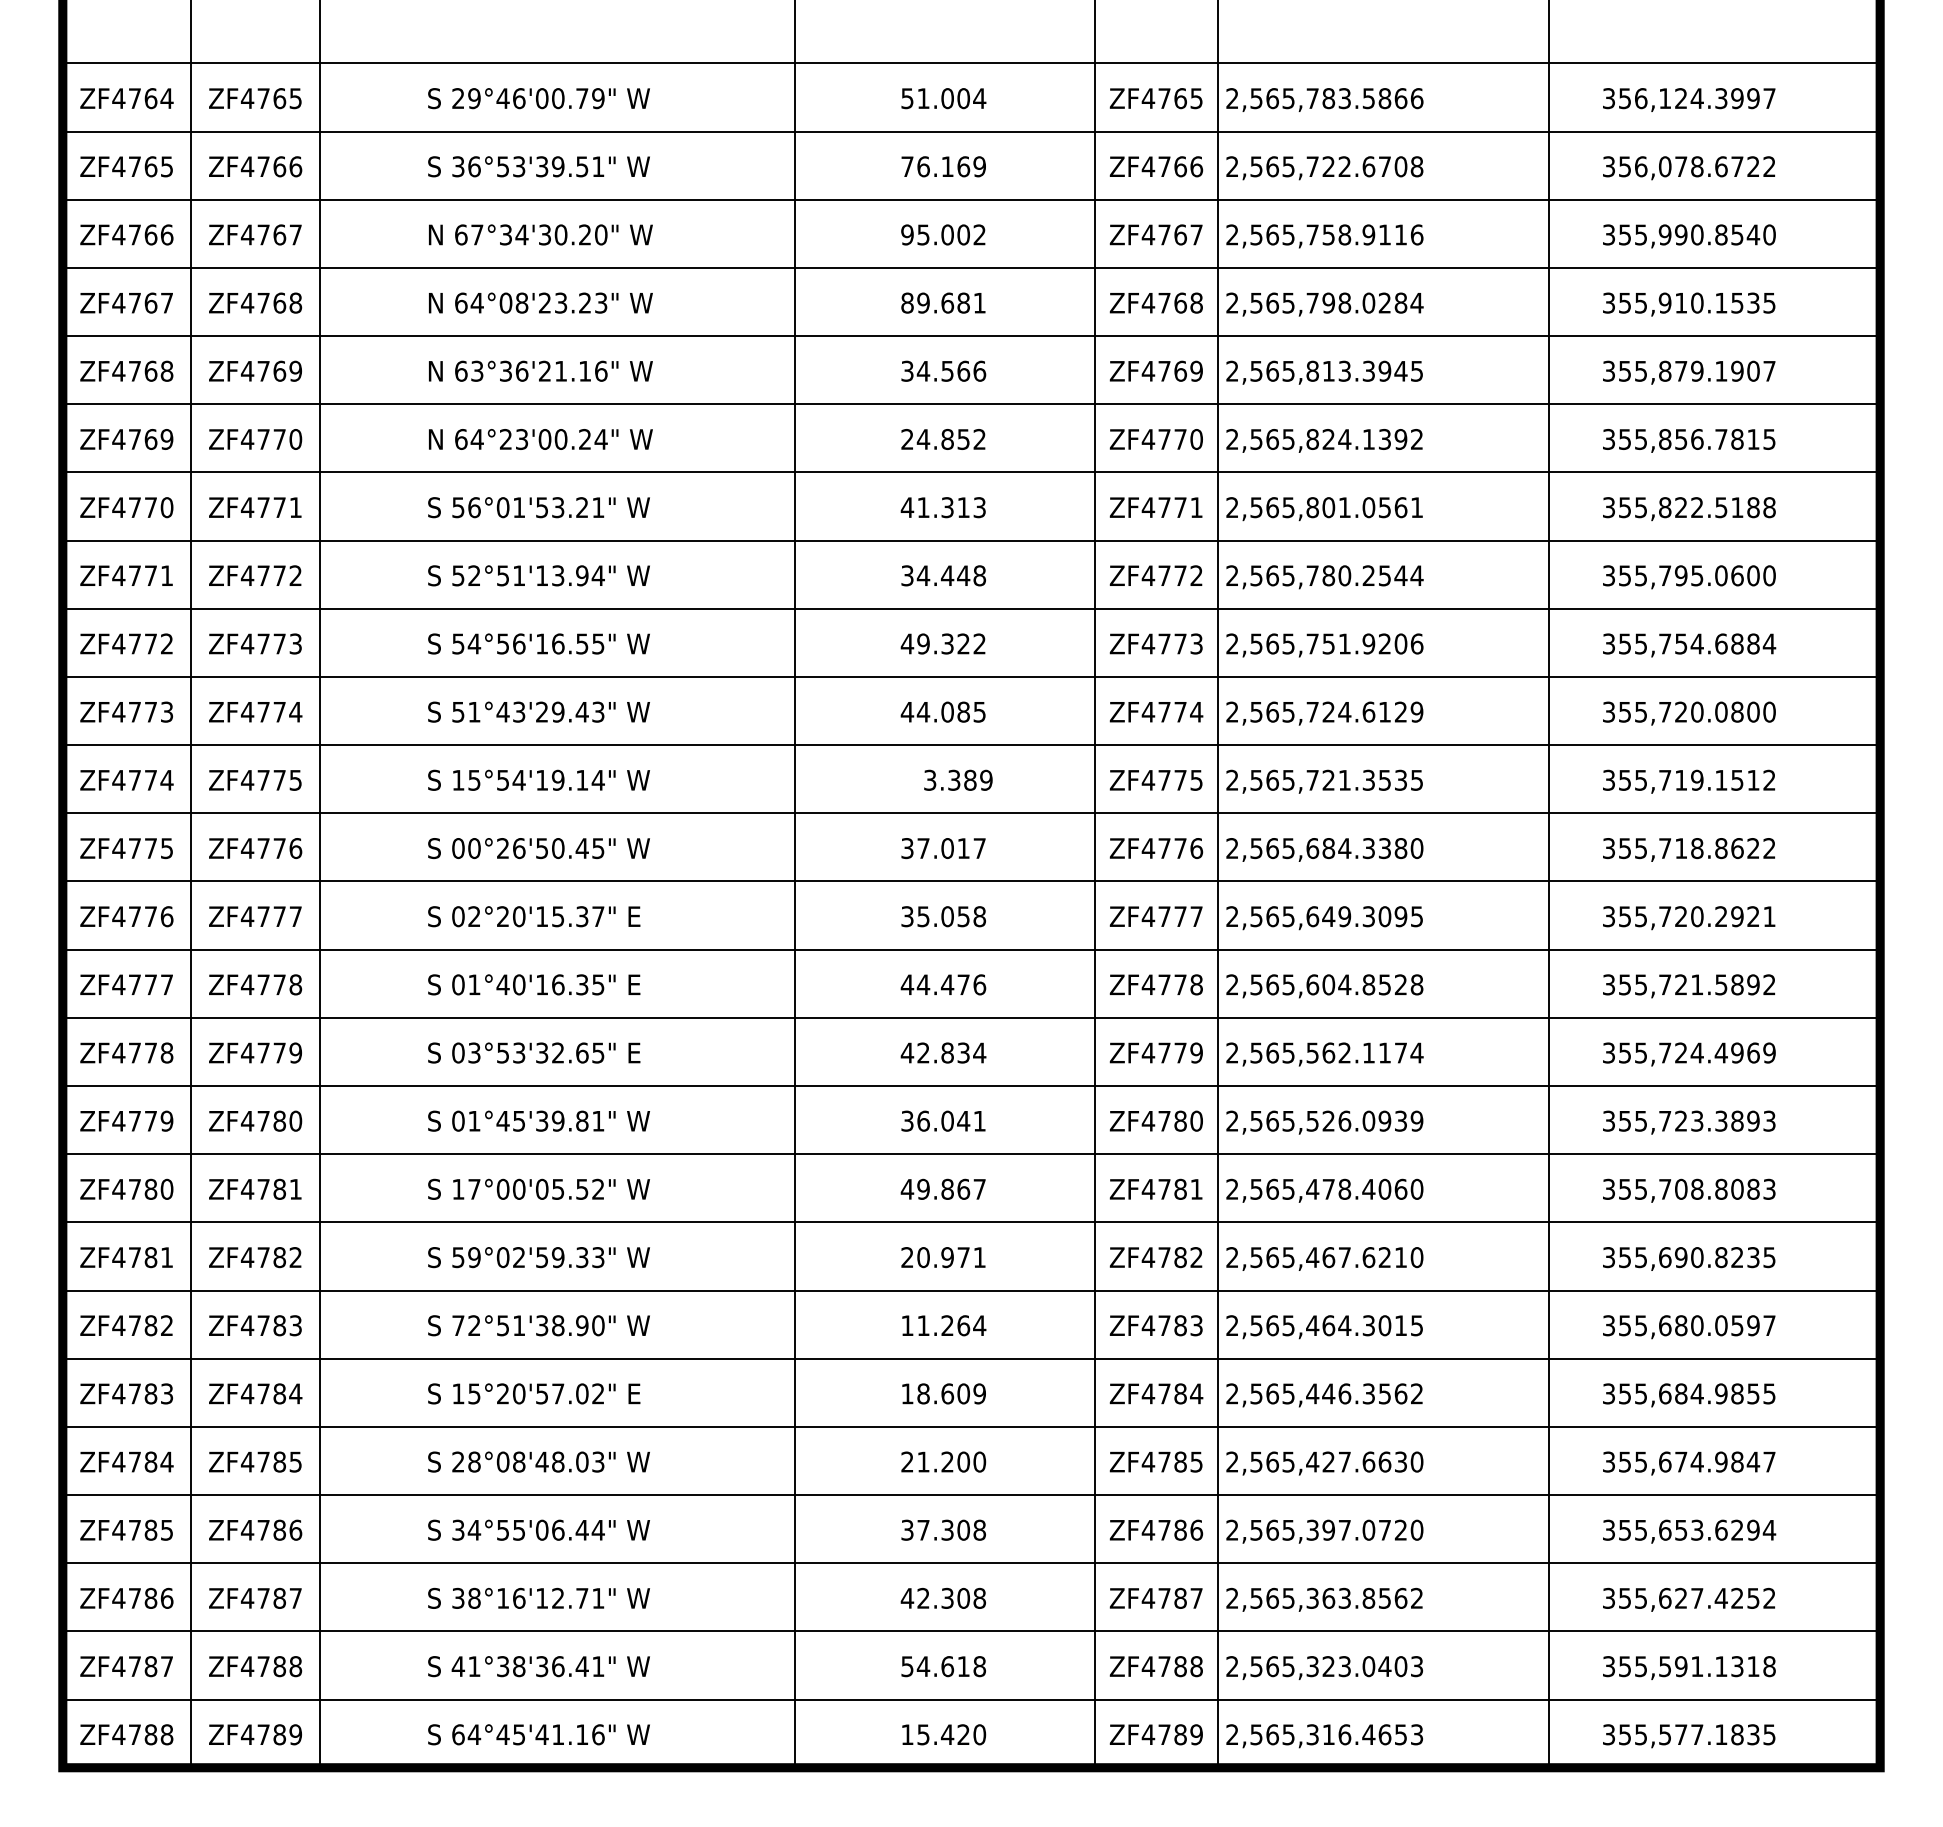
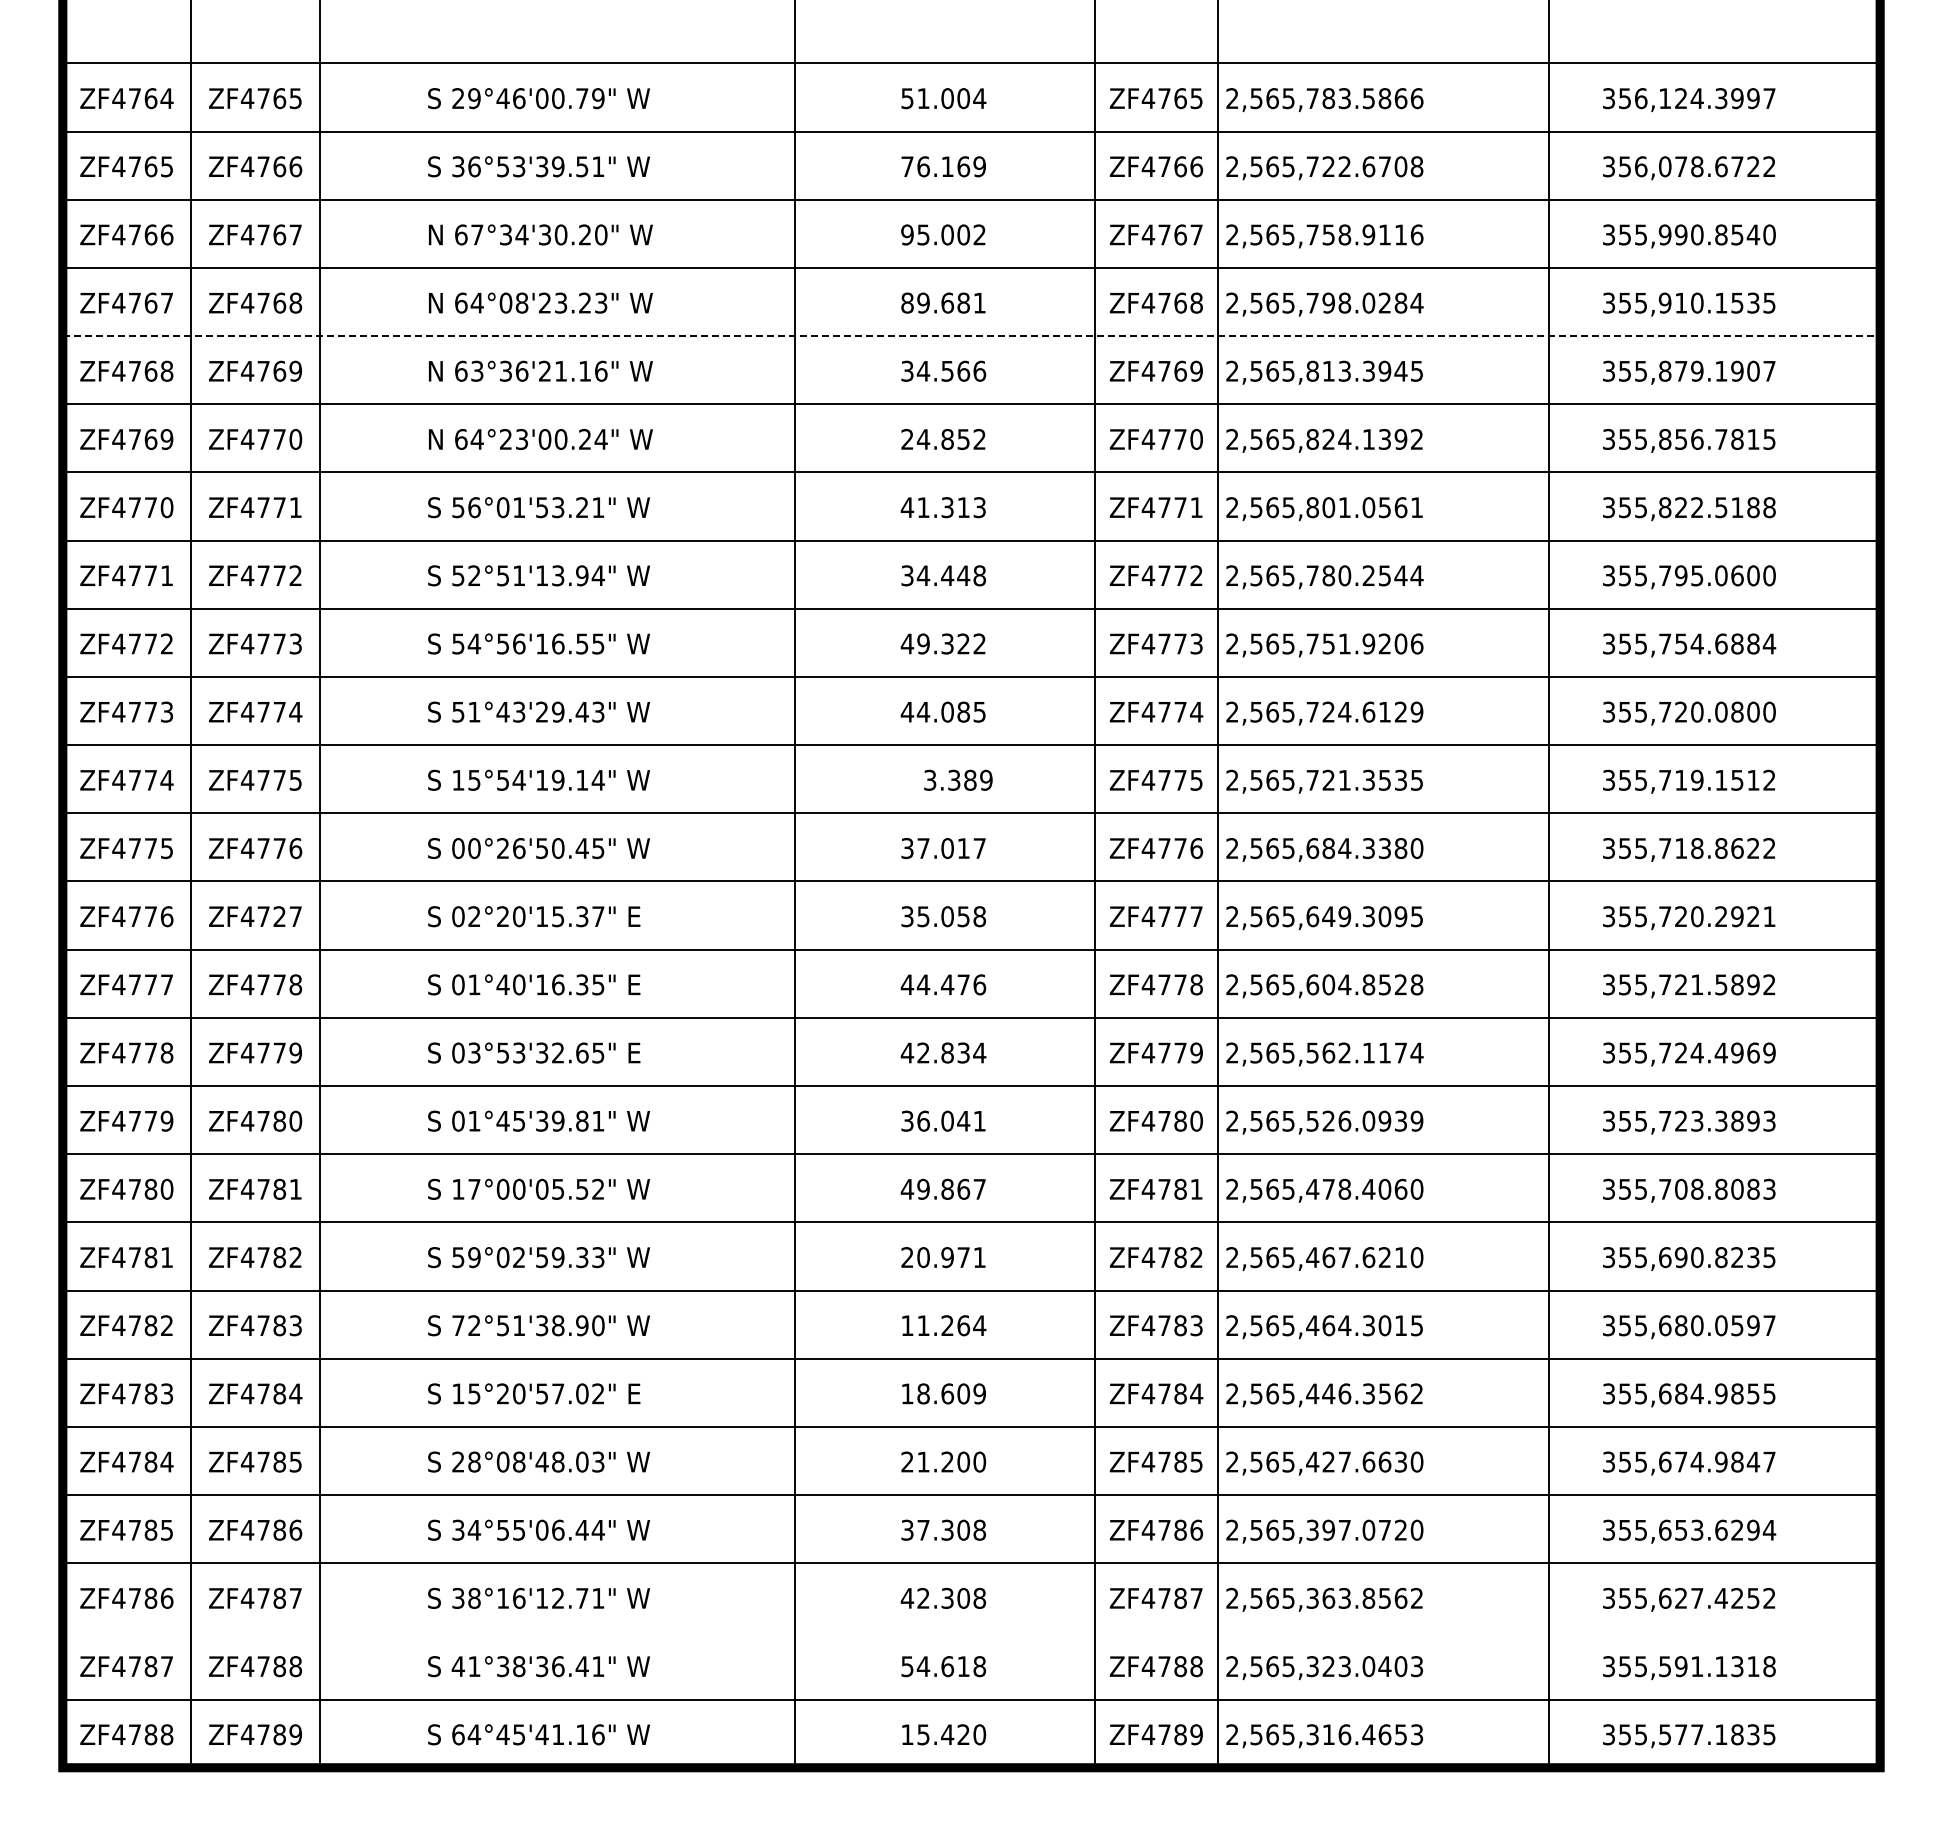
line: solid -> dashed (971, 336)
text: ZF4777 -> ZF4727 (279, 916)
line: present -> none (971, 1631)
